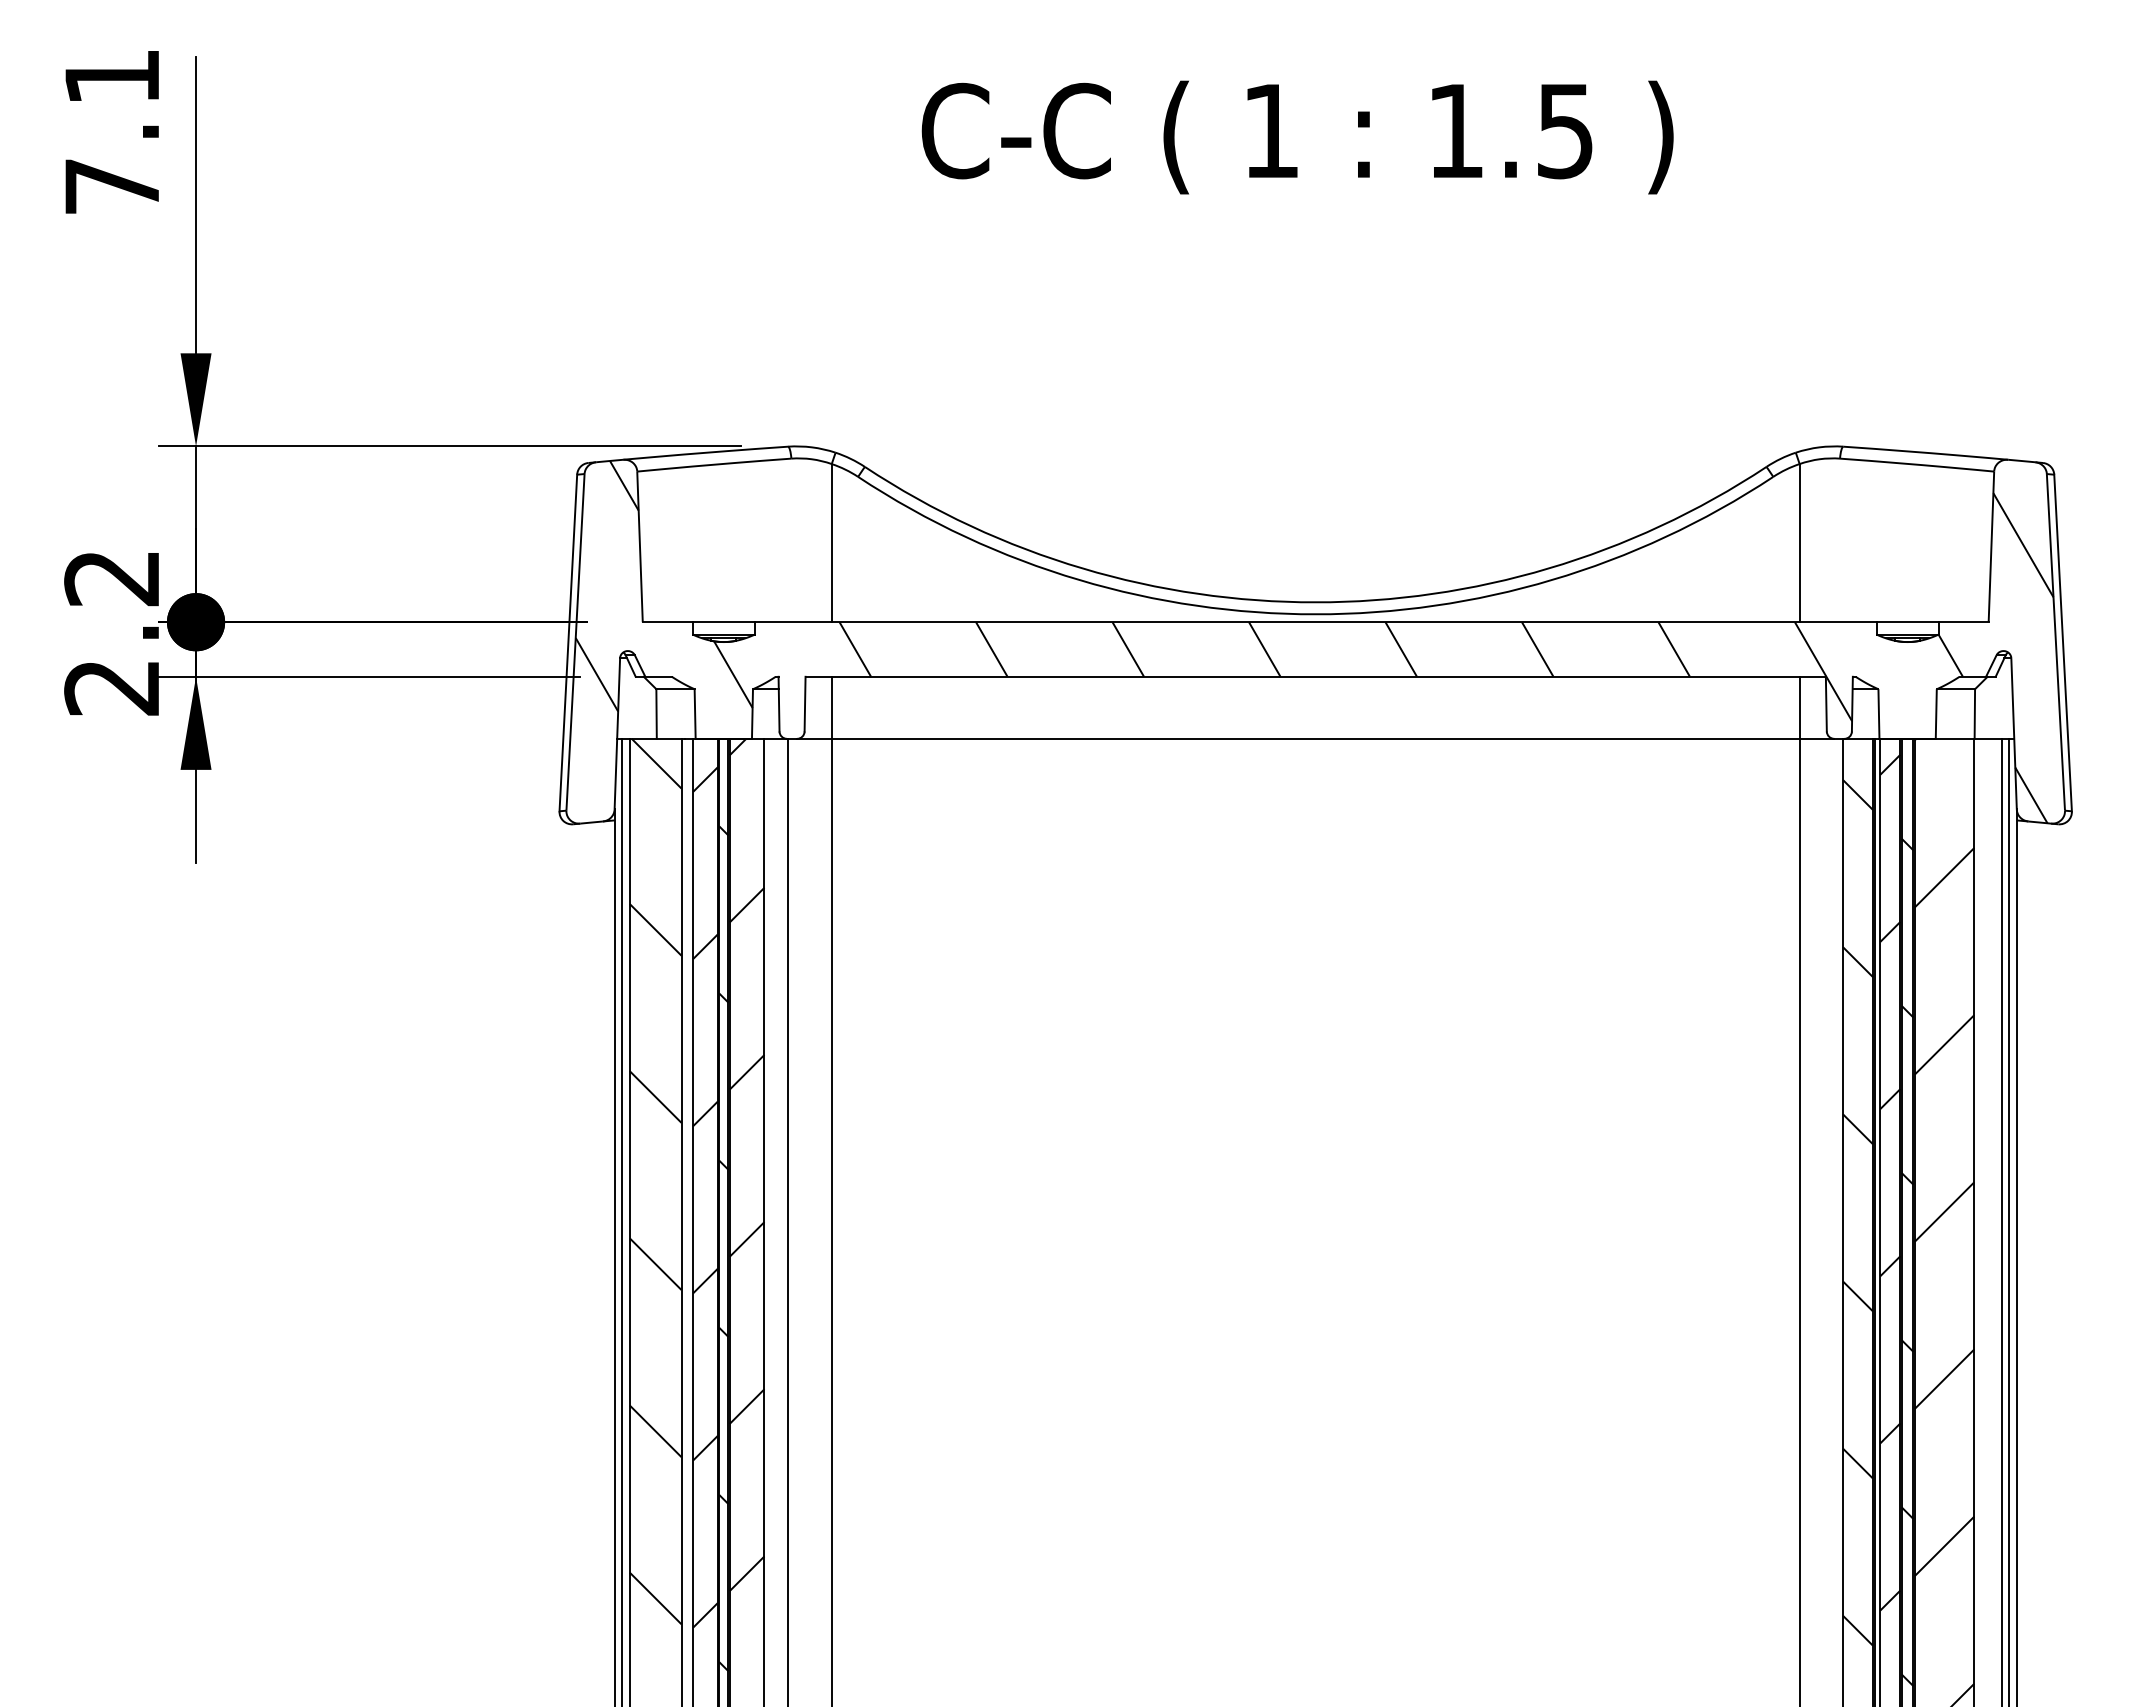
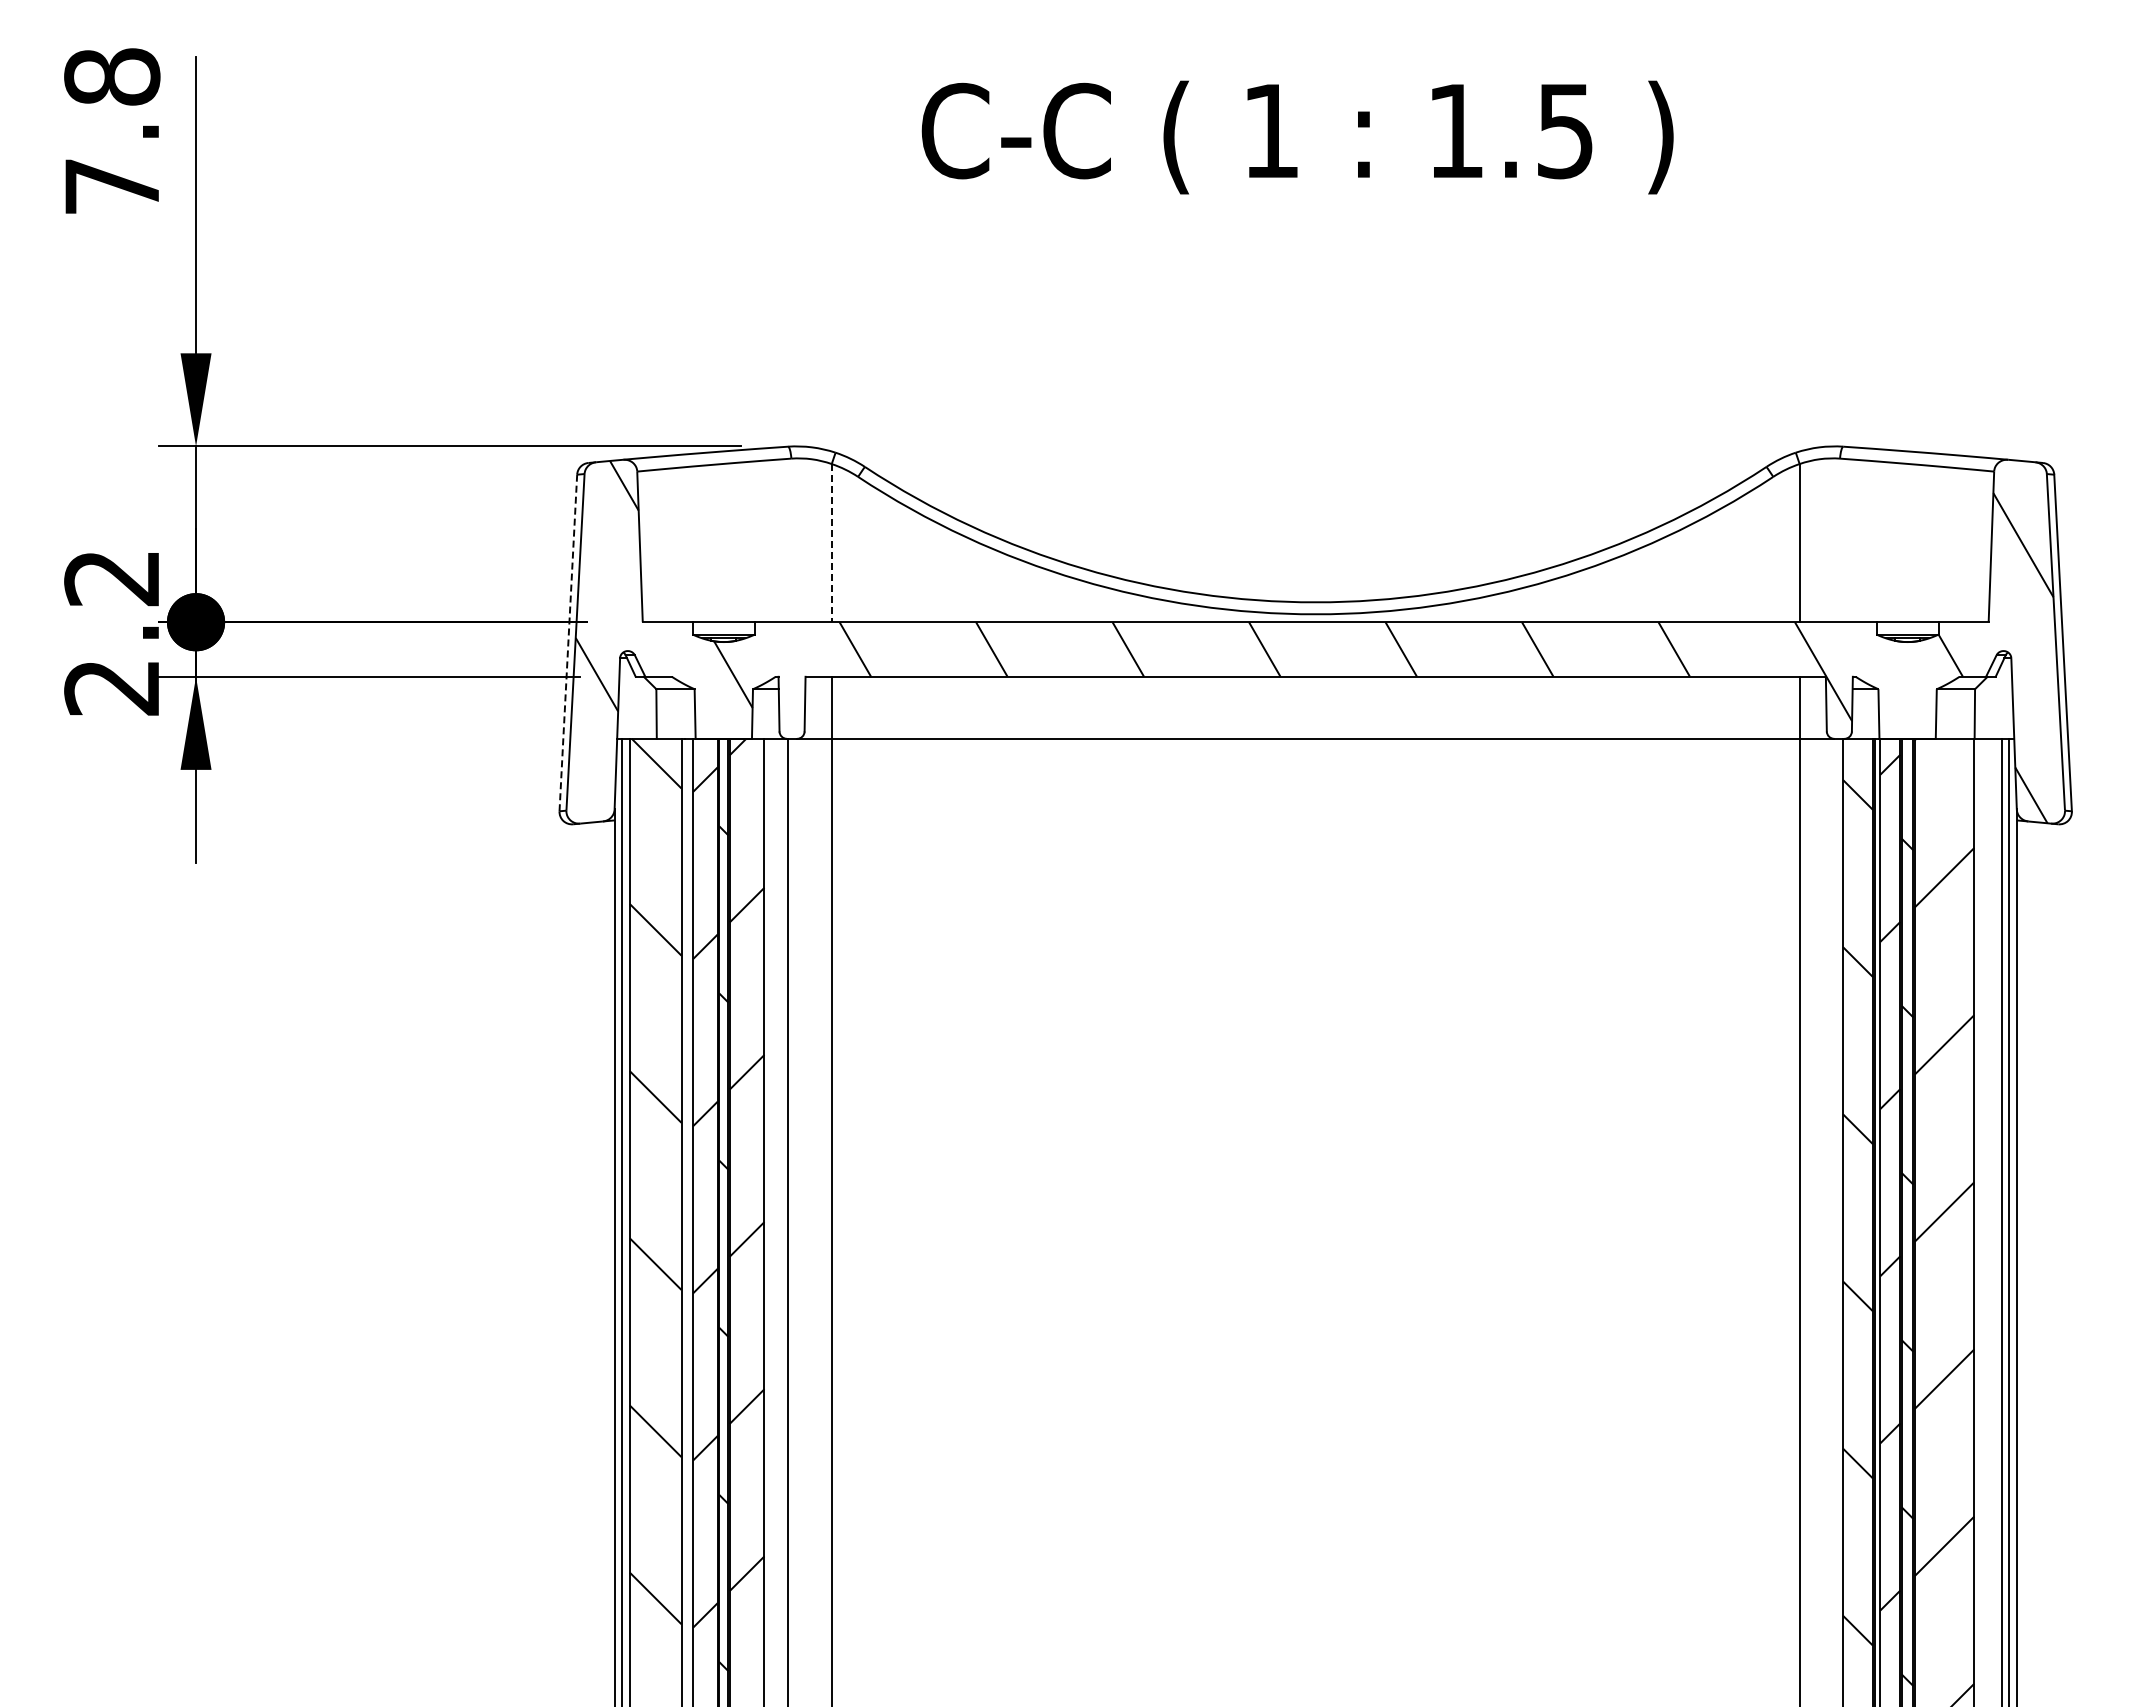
text: 7.1 -> 7.8 (112, 76)
line: solid -> dashed (831, 543)
line: solid -> dashed (568, 643)
